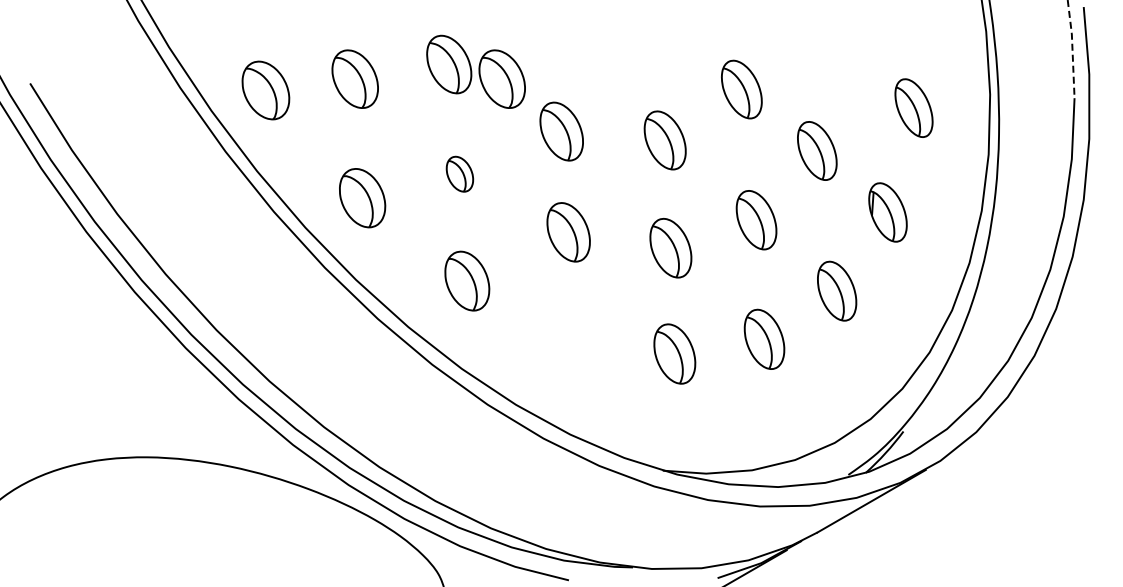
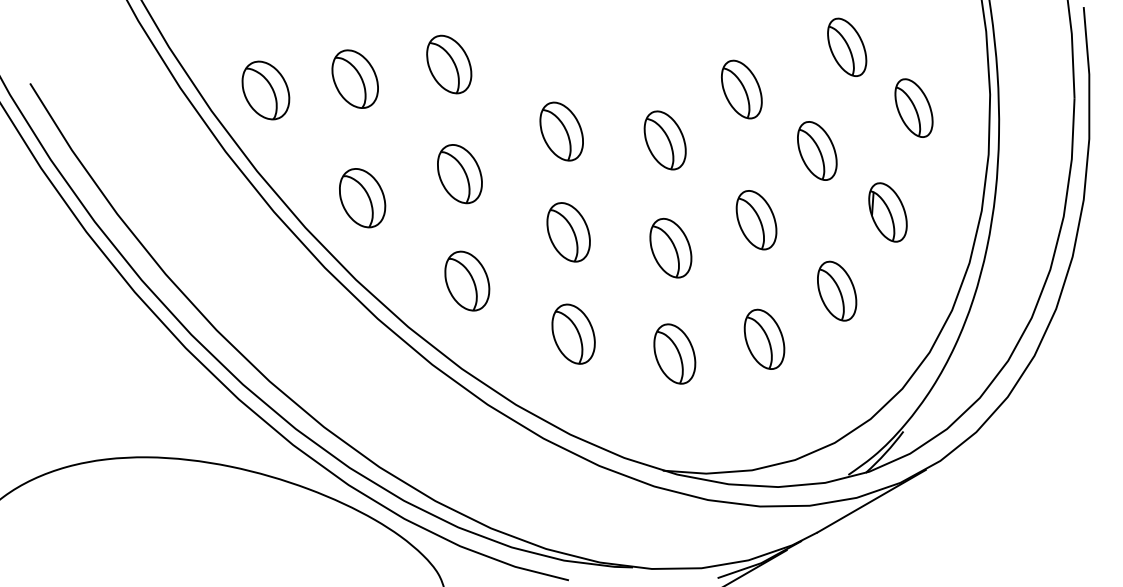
part: none -> present (847, 46)
line: dashed -> solid (1072, 48)
part: present -> none (501, 78)
part size: 30x38 px -> 46x61 px (459, 174)
part: none -> present (573, 333)
